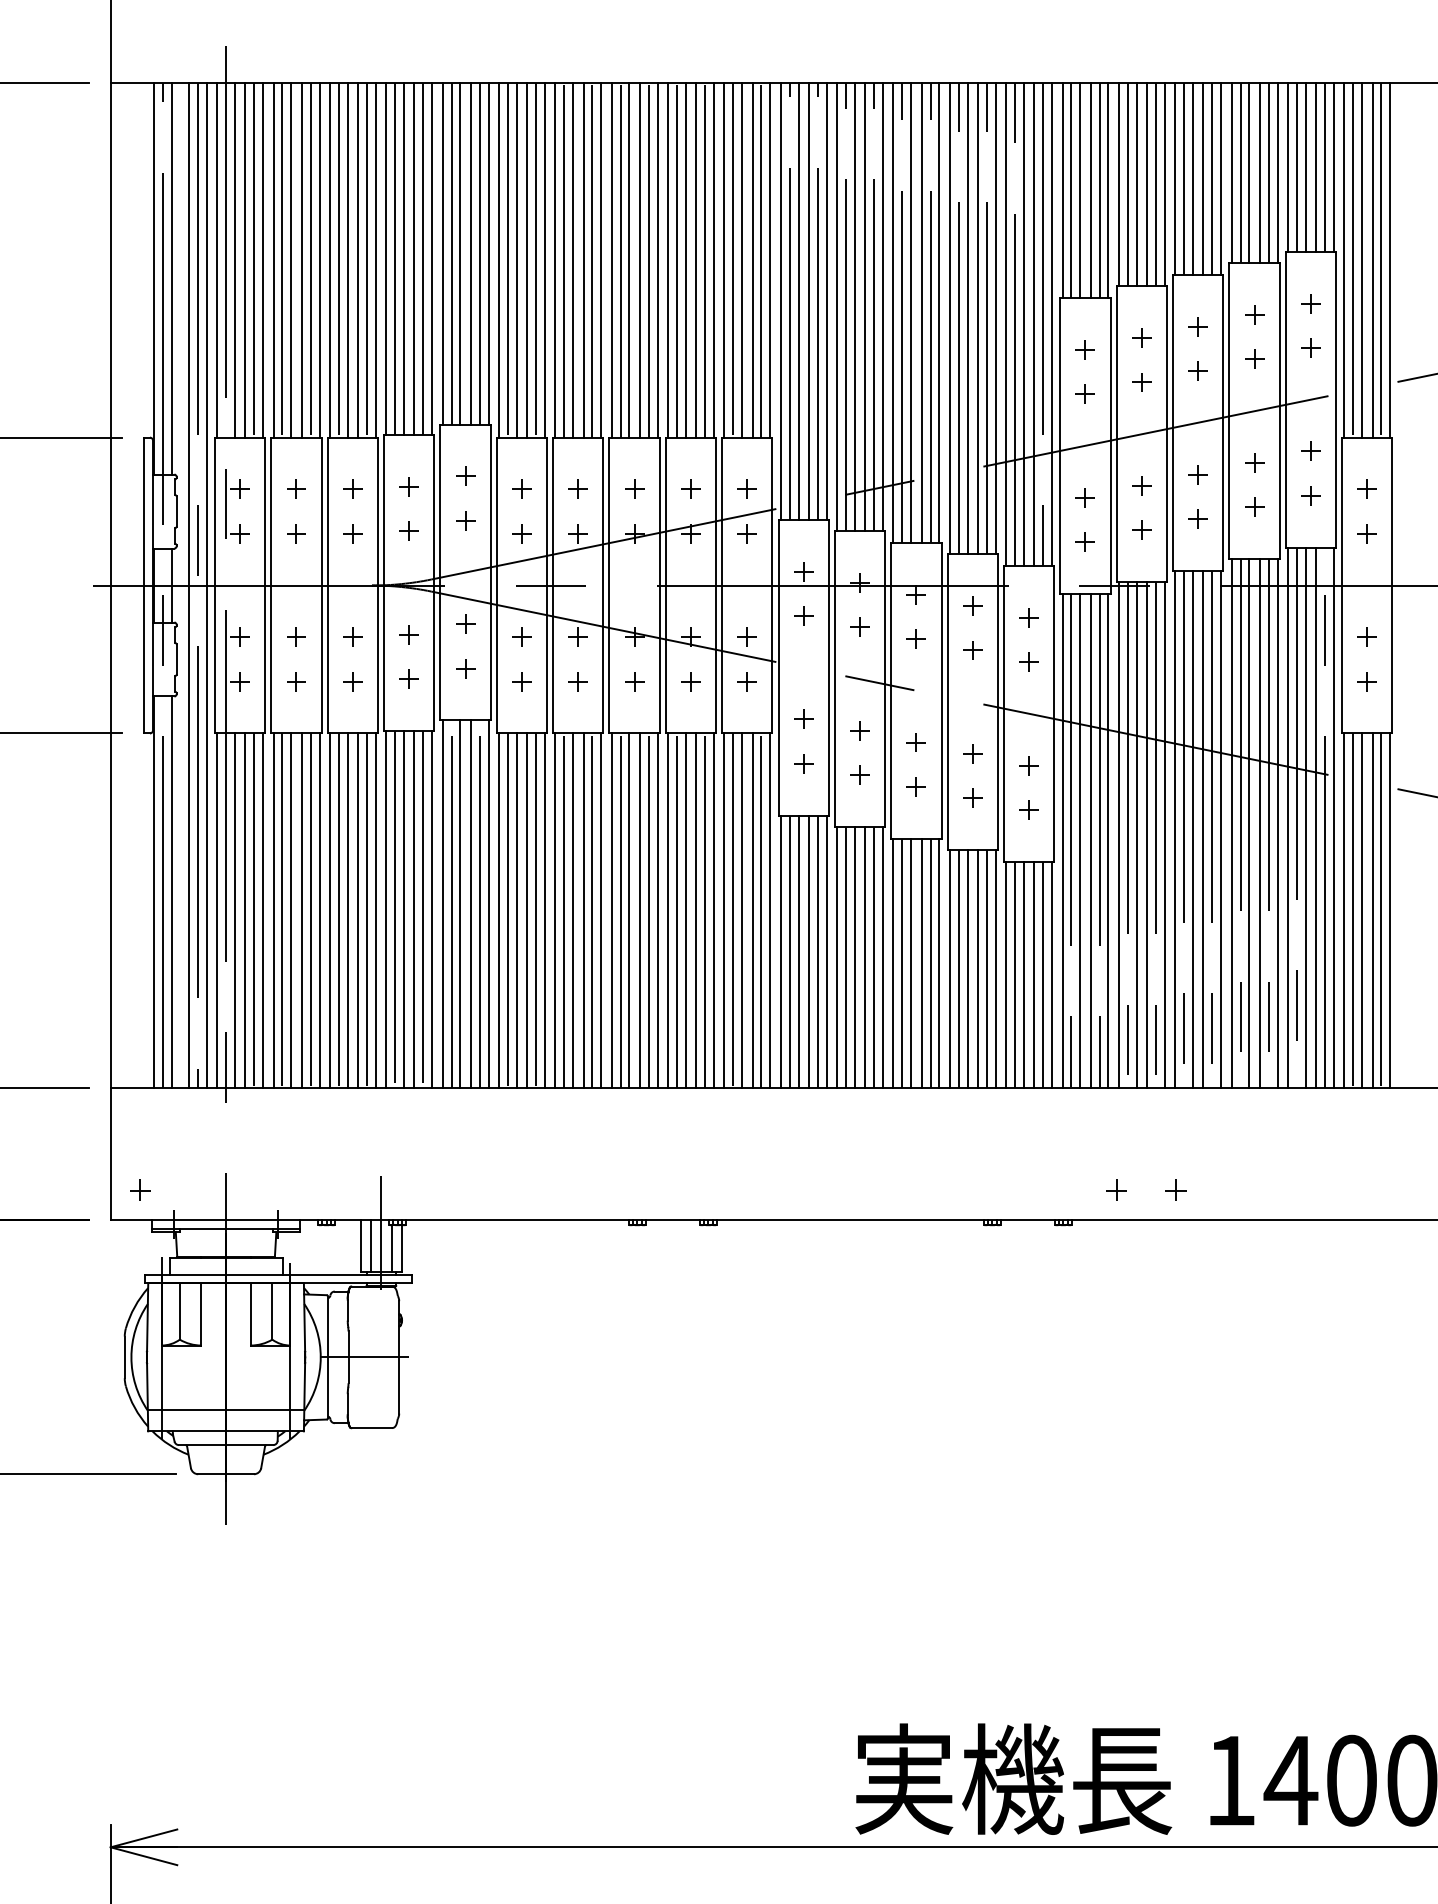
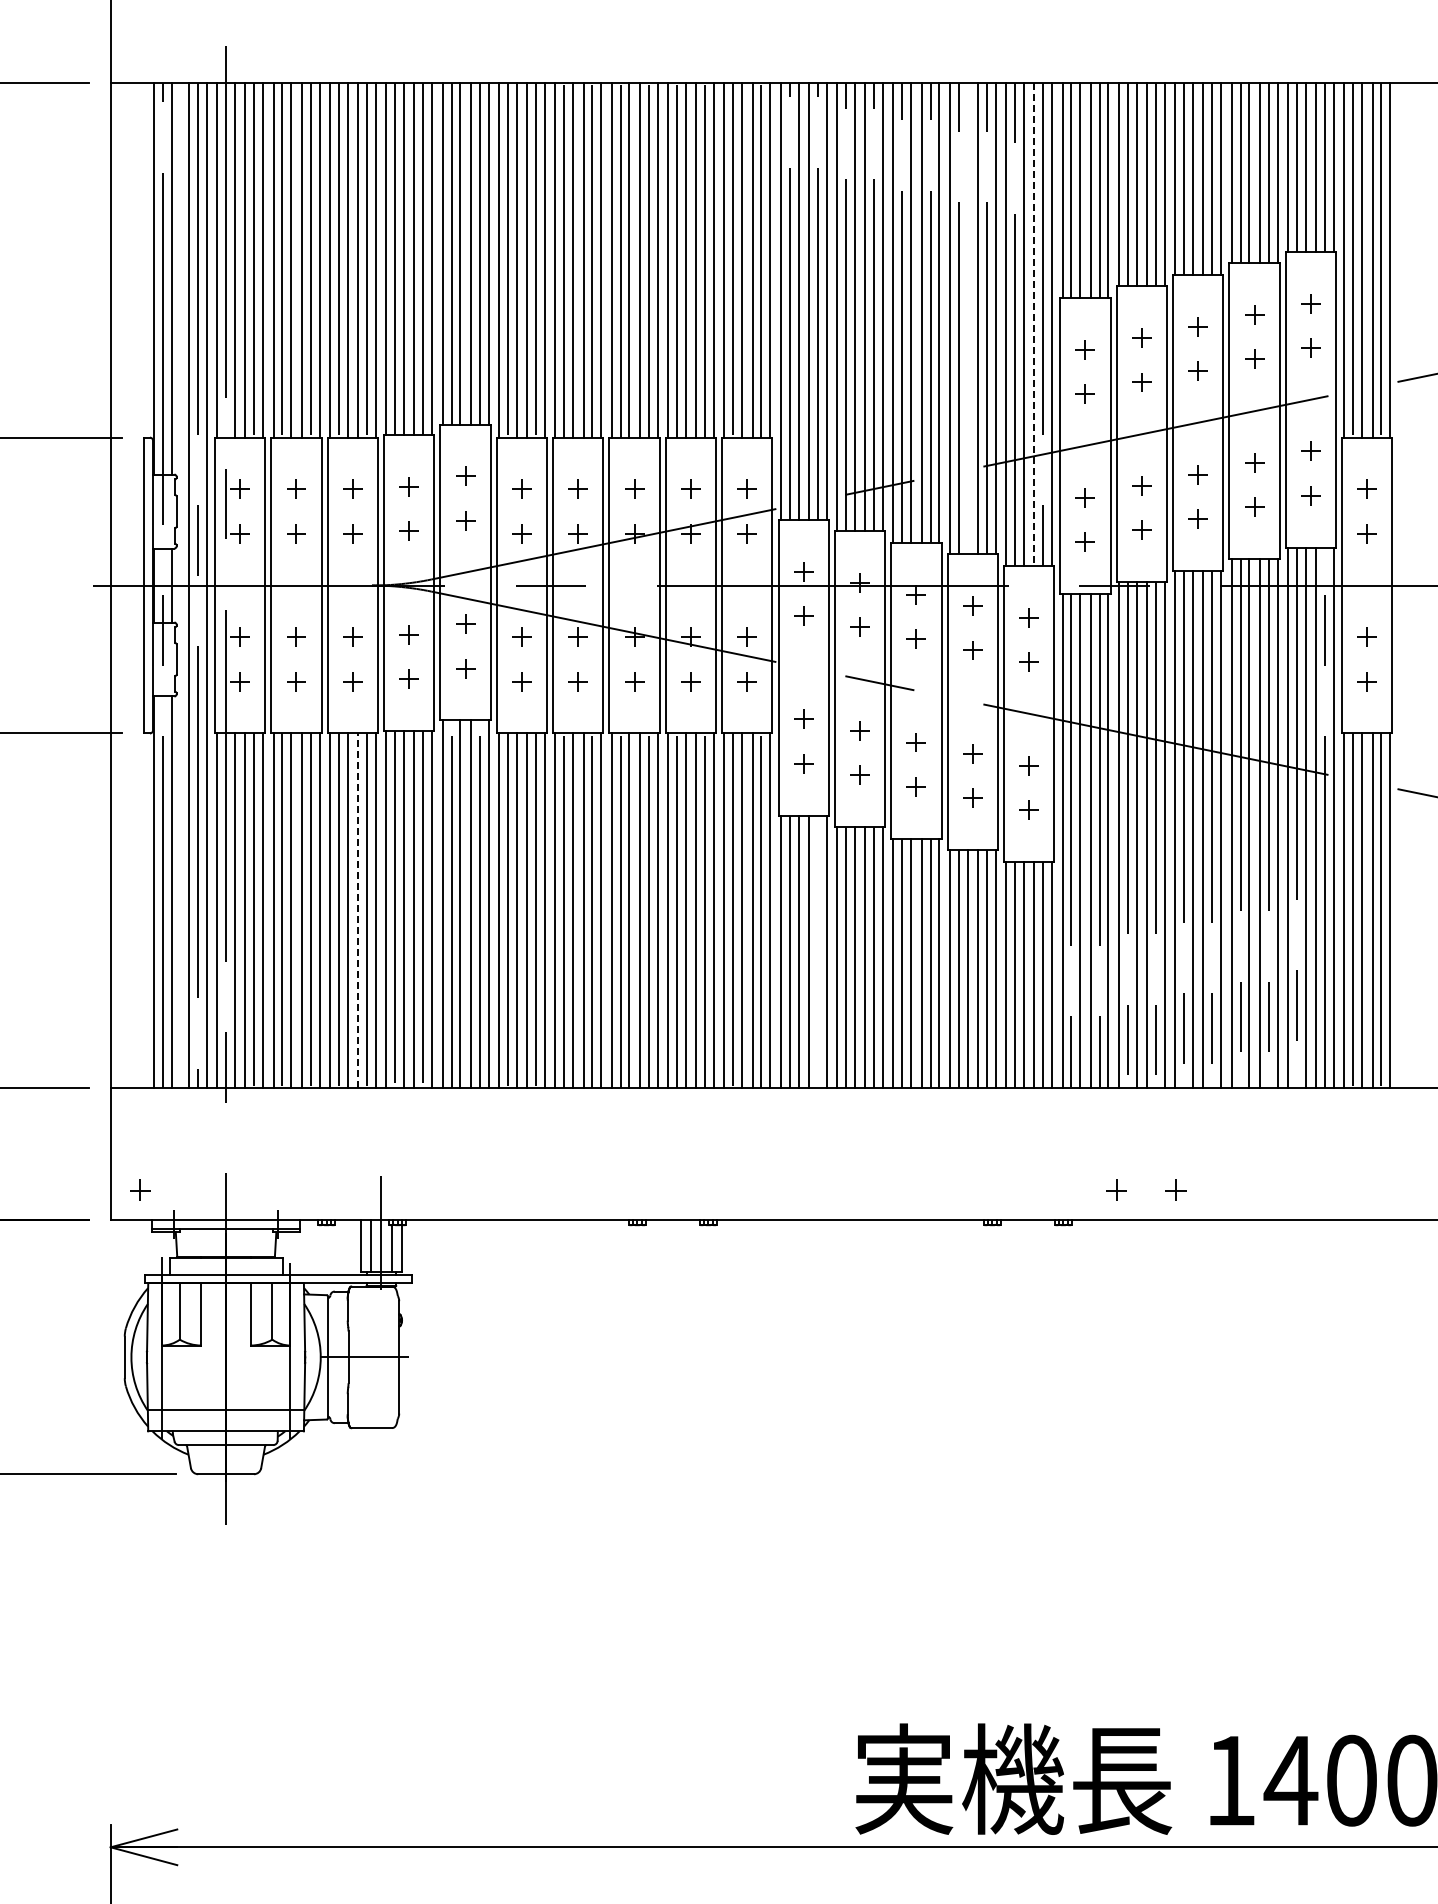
line: present -> none (967, 318)
line: solid -> dashed (1034, 324)
line: solid -> dashed (358, 910)
line: present -> none (817, 951)
